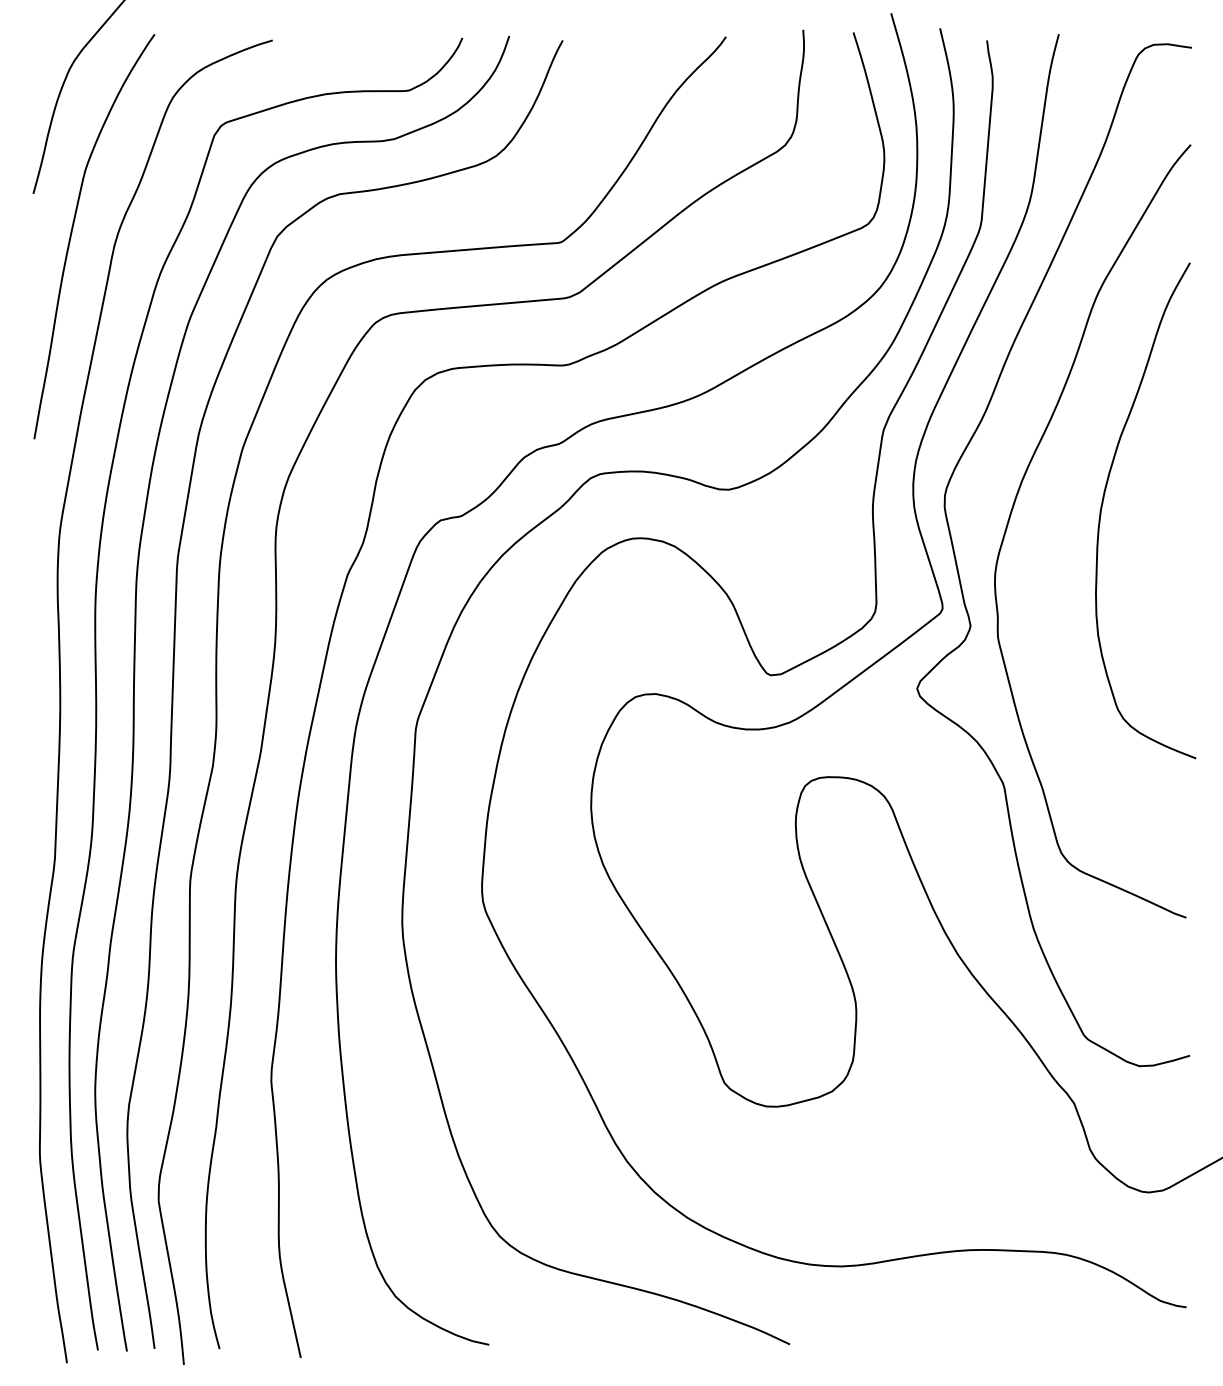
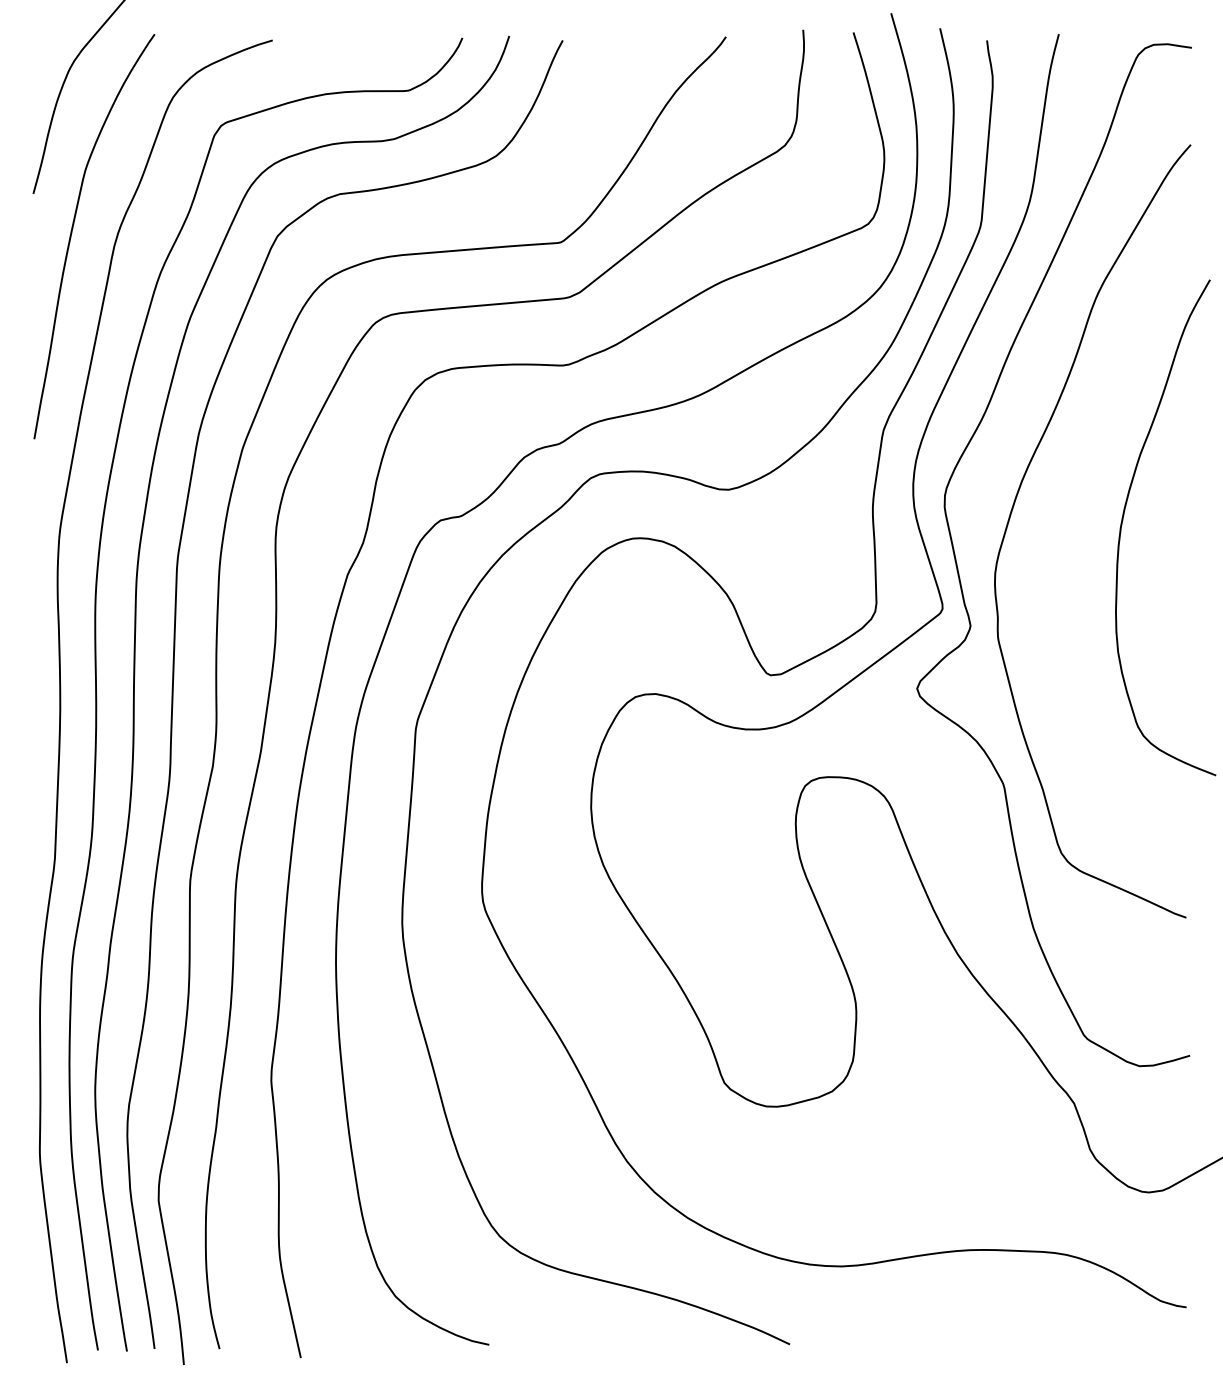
curve position: (1103, 503) -> (1123, 520) (1123, 520)
